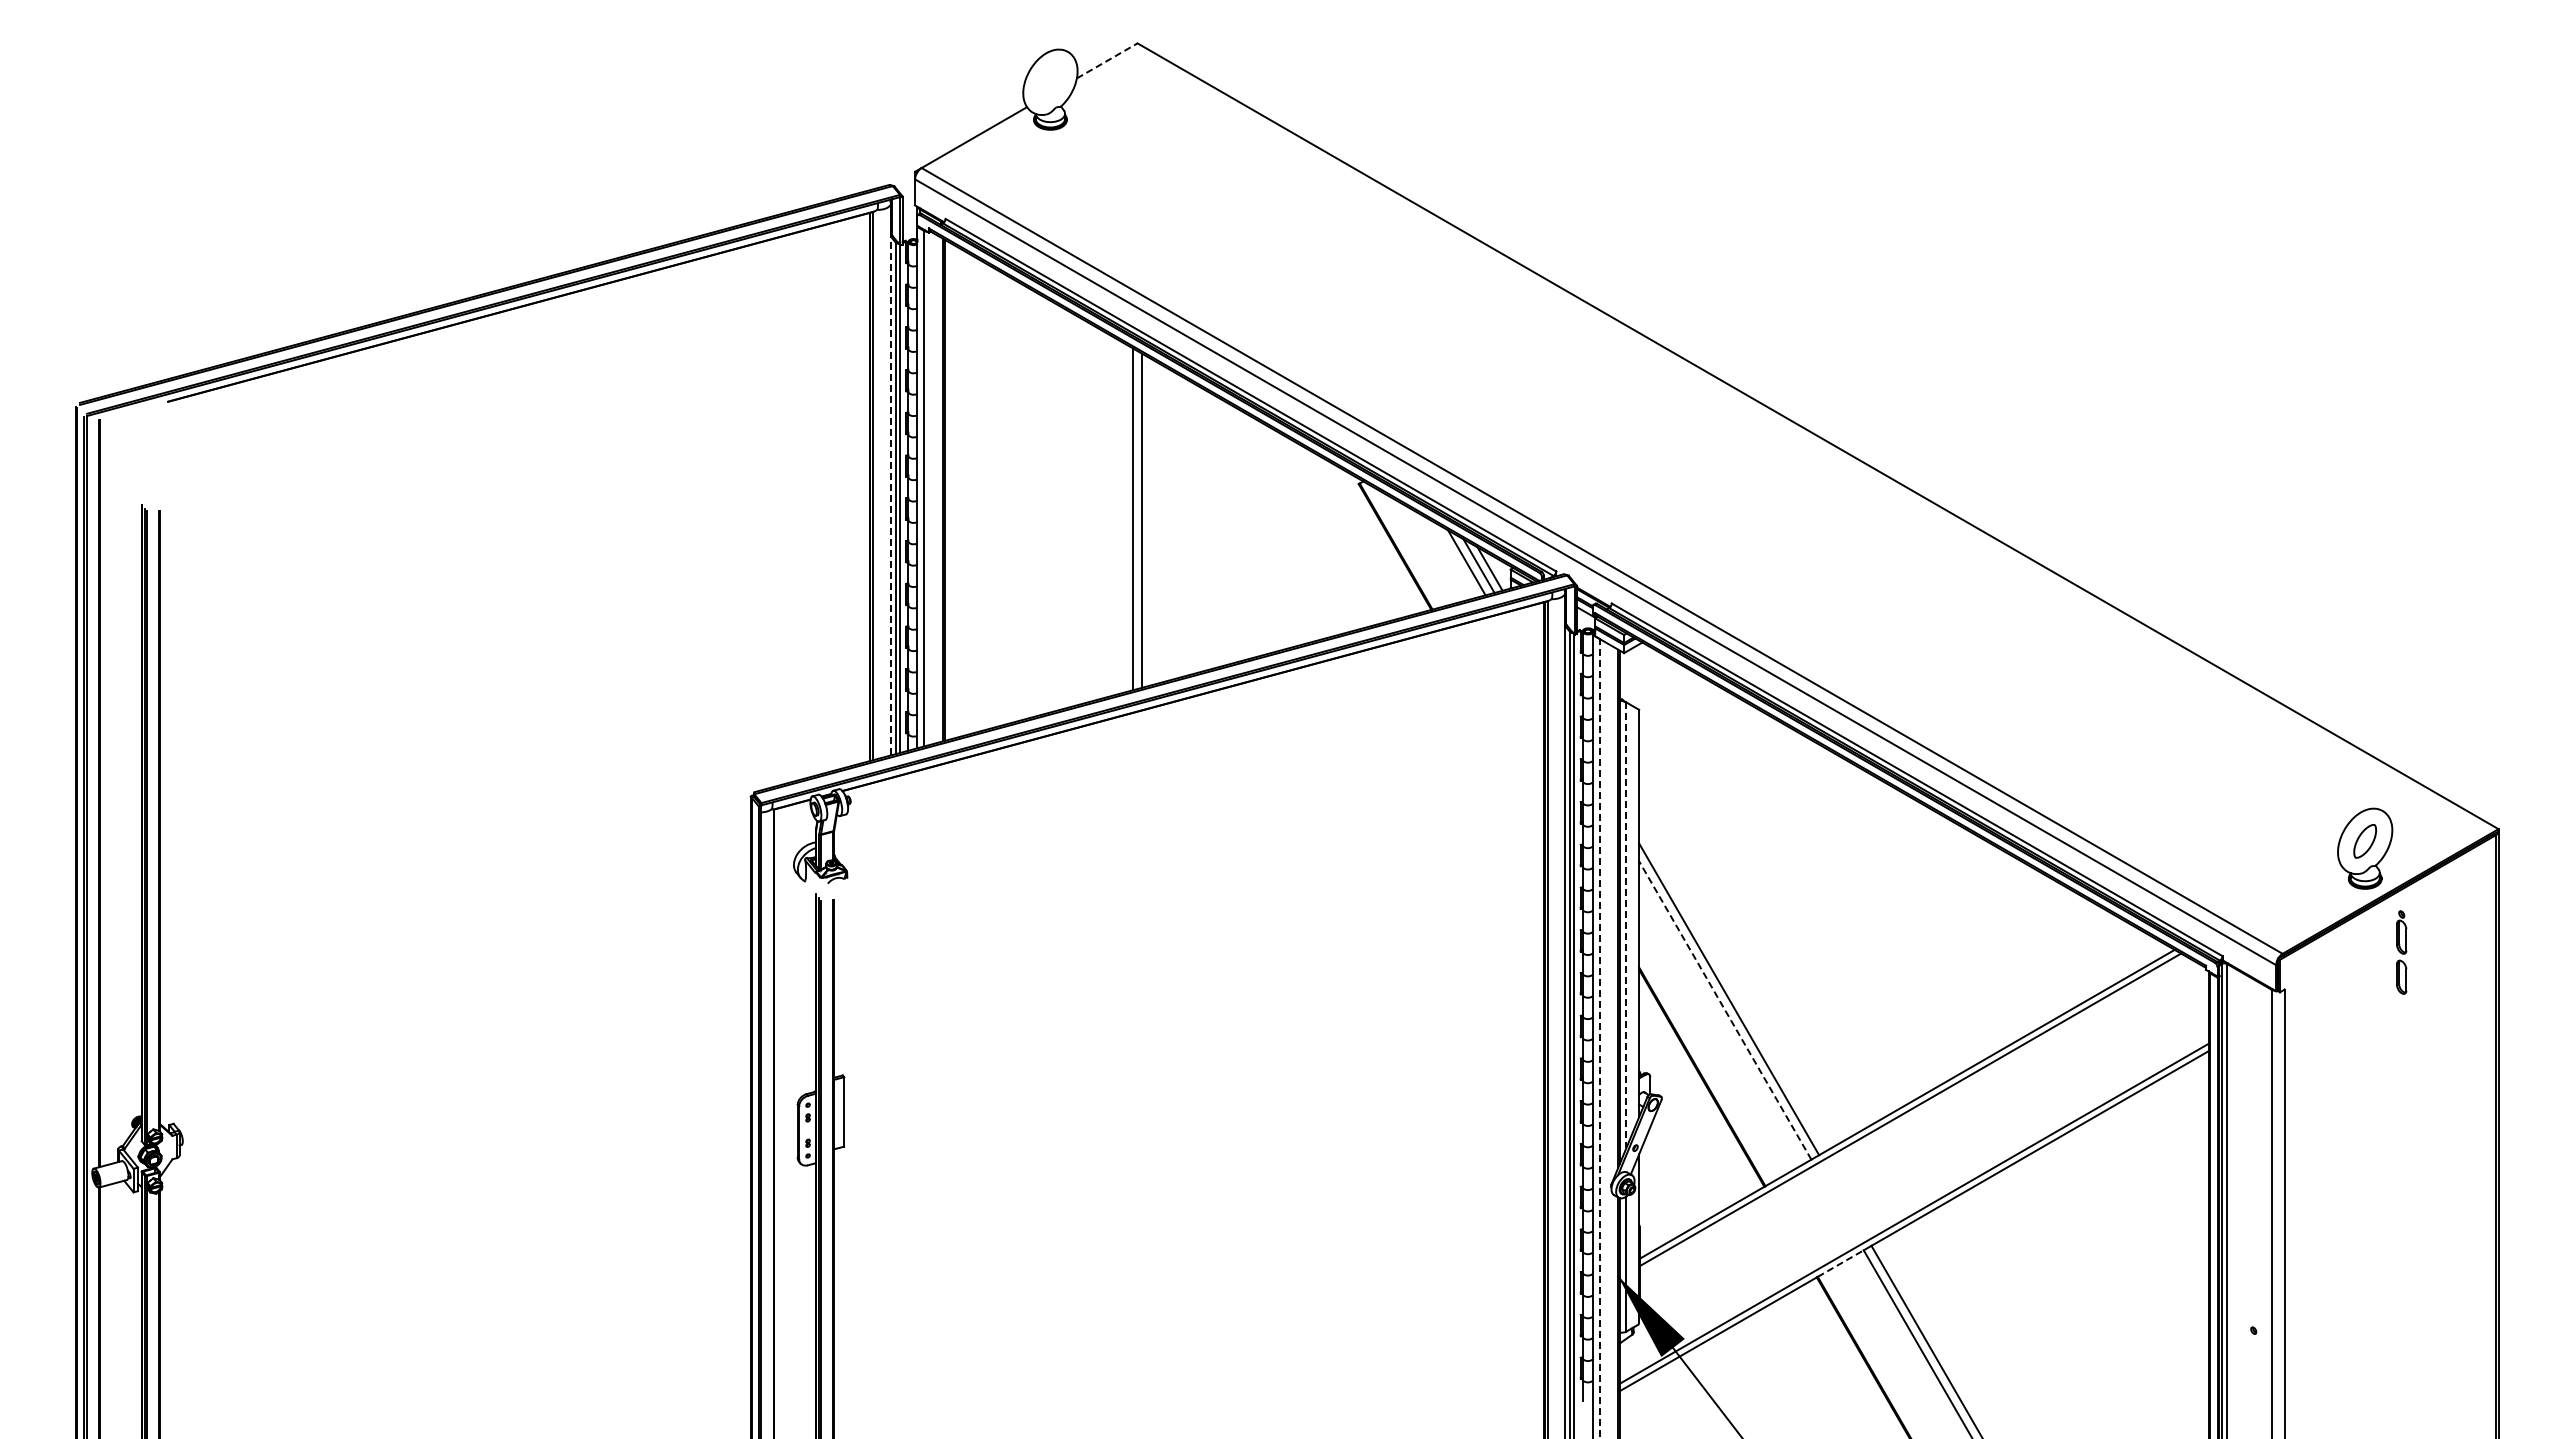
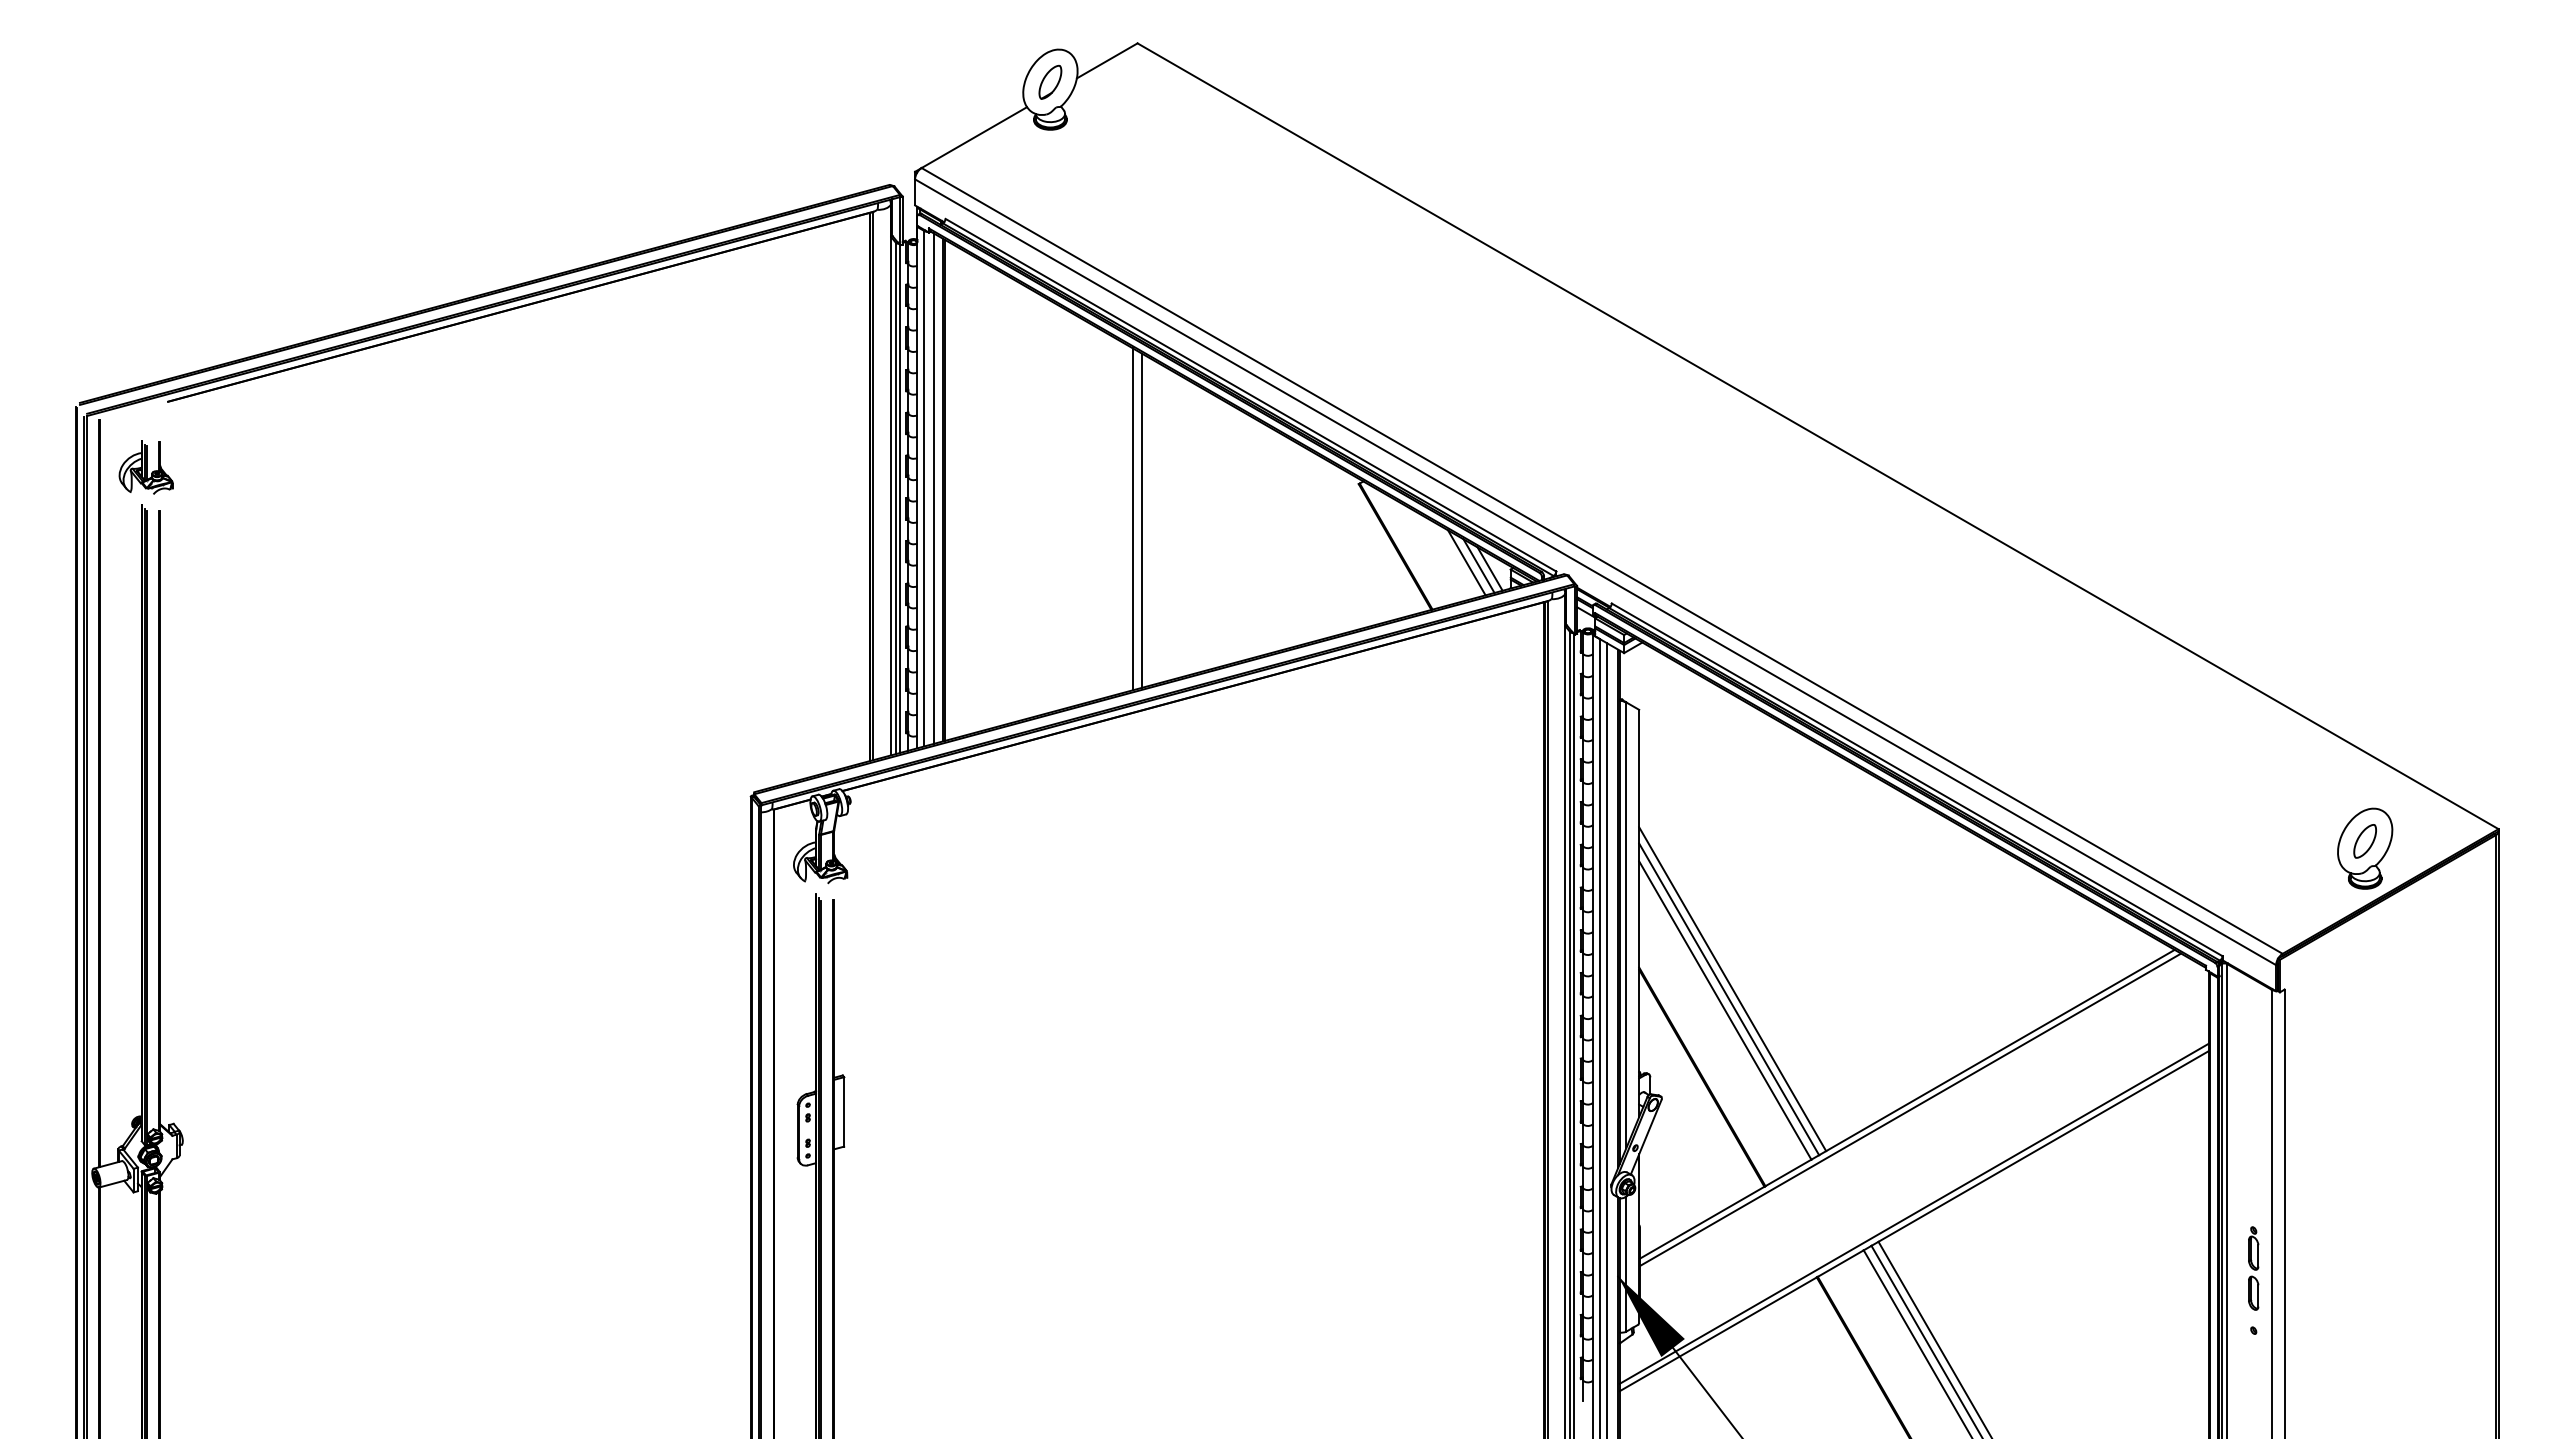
line: dashed -> solid (1107, 60)
part: none -> present (1050, 82)
part: none -> present (145, 467)
line: dashed -> solid (890, 479)
line: none -> present (933, 488)
line: dashed -> solid (1626, 925)
part position: (2401, 952) -> (2253, 1268) (2253, 1268)
line: none -> present (1732, 989)
line: dashed -> solid (1725, 1010)
line: dashed -> solid (1599, 1038)
line: none -> present (1606, 1039)
line: dashed -> solid (1840, 1263)
line: none -> present (1934, 1338)
